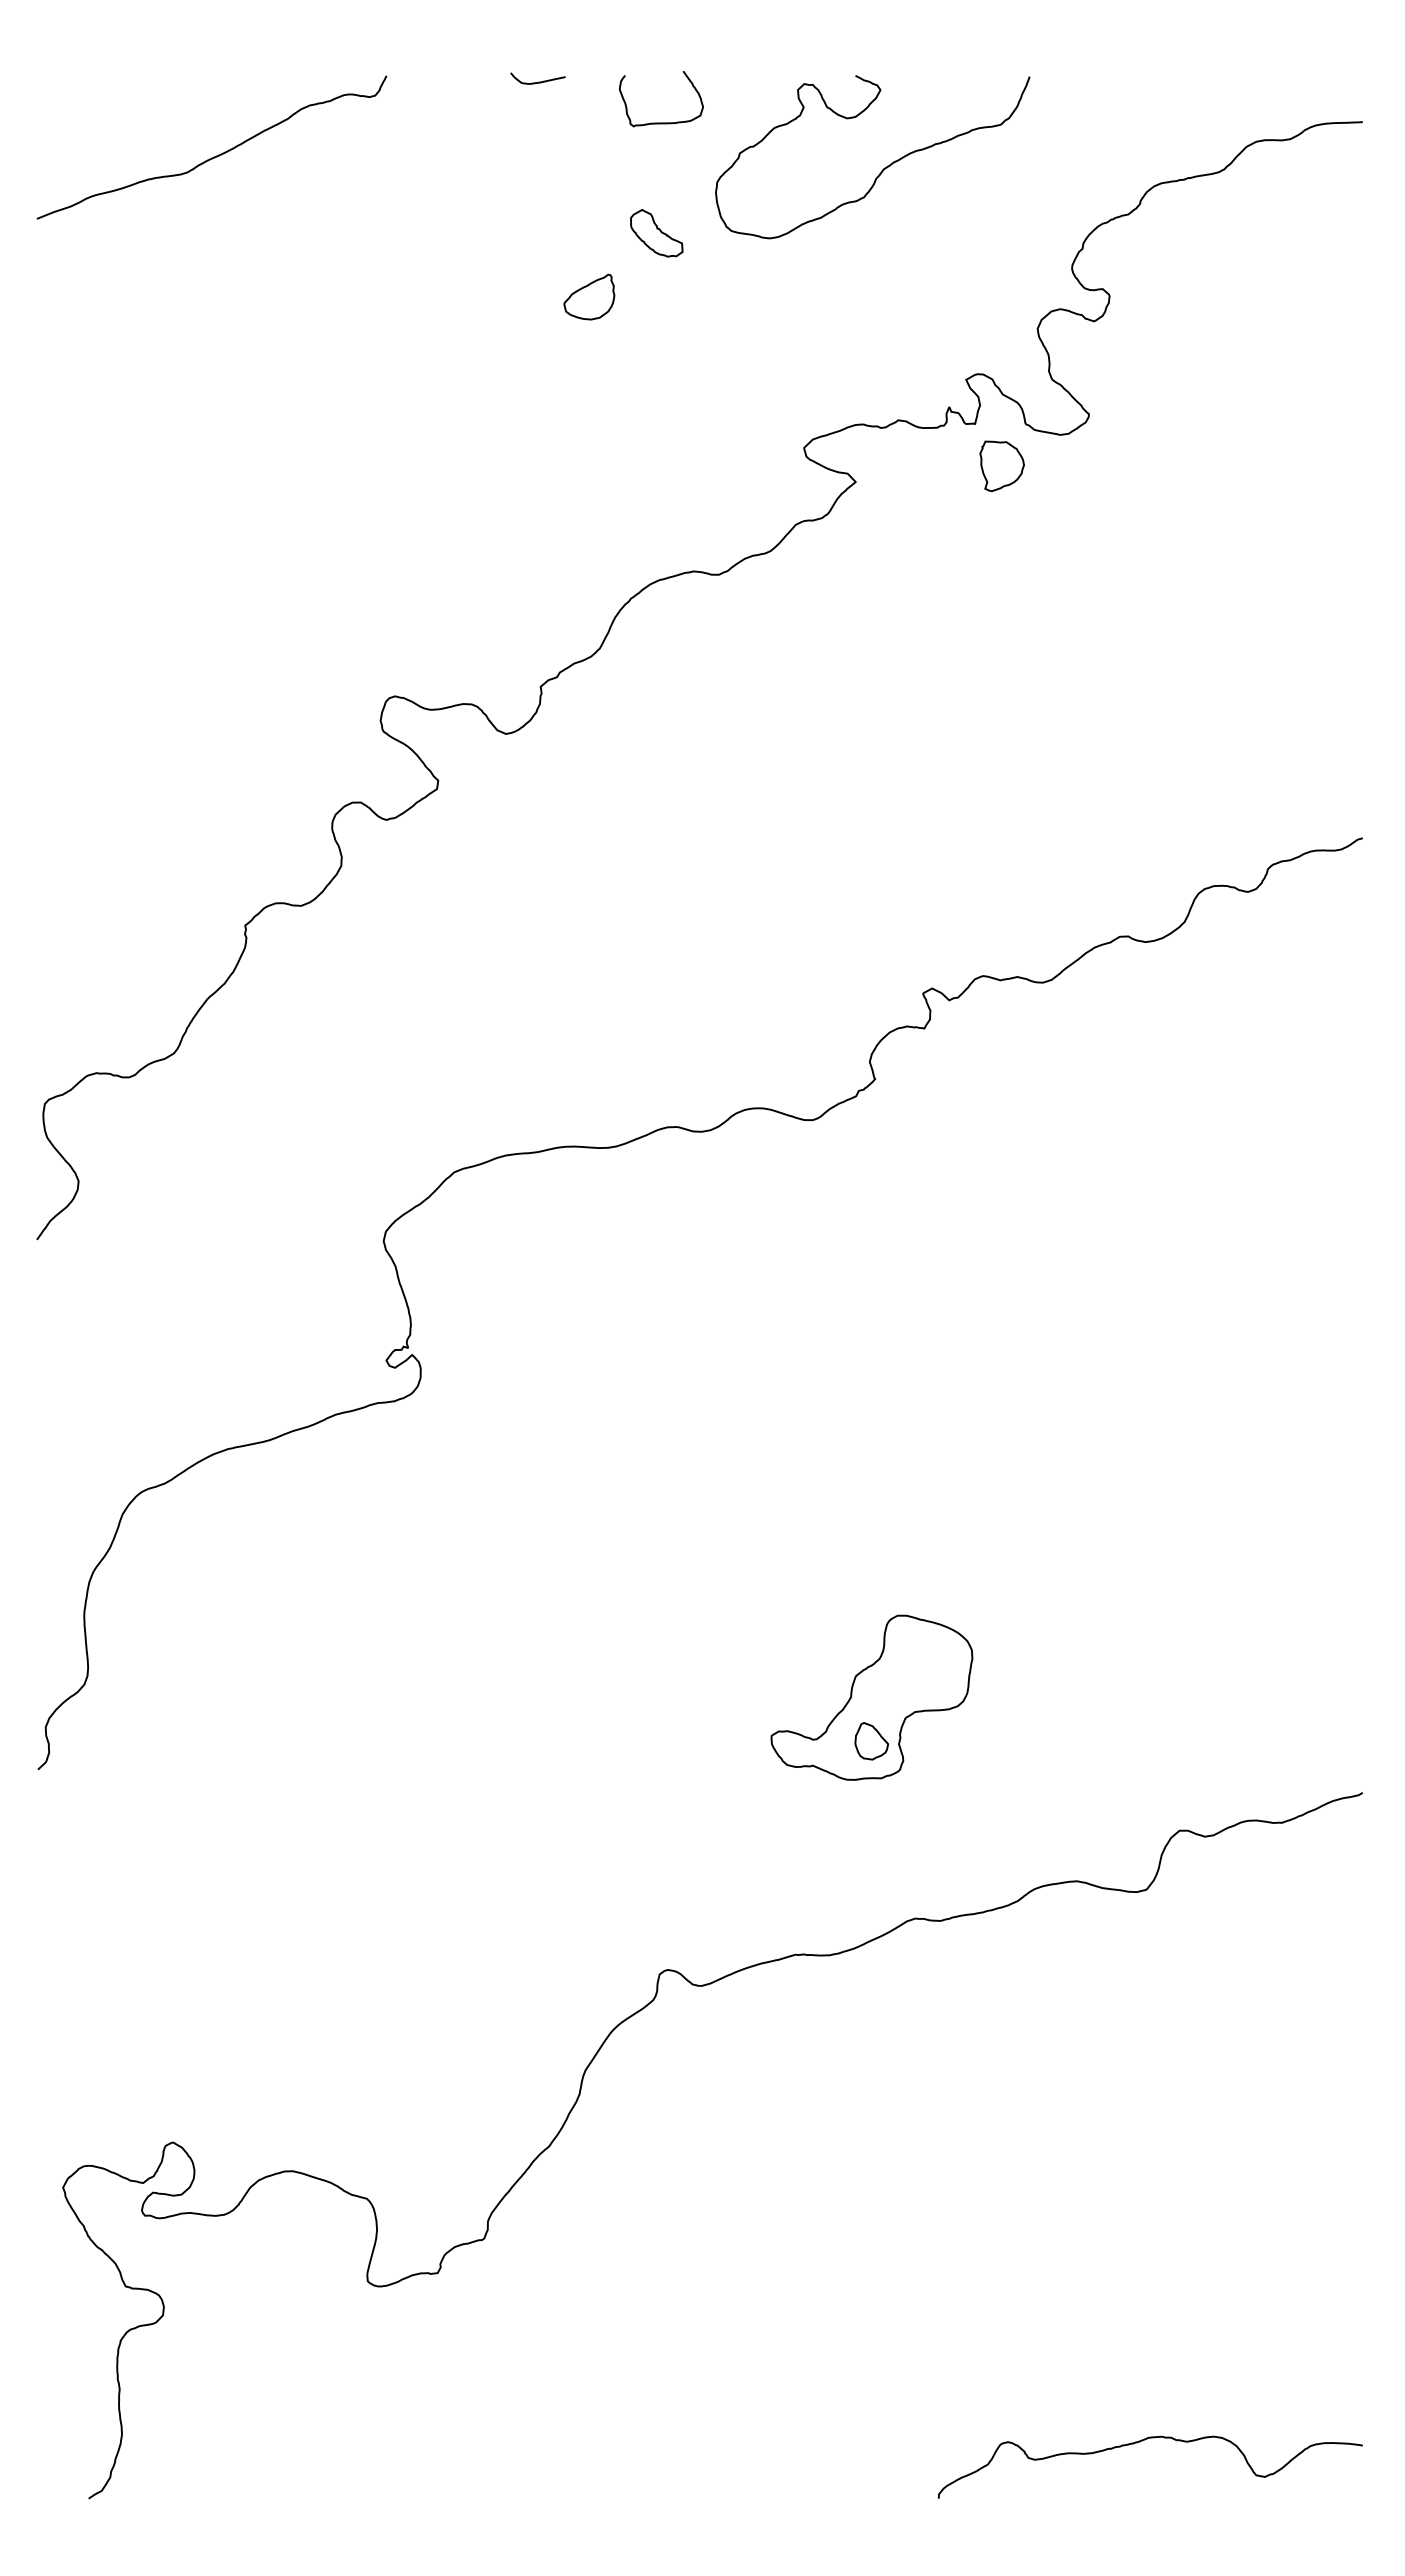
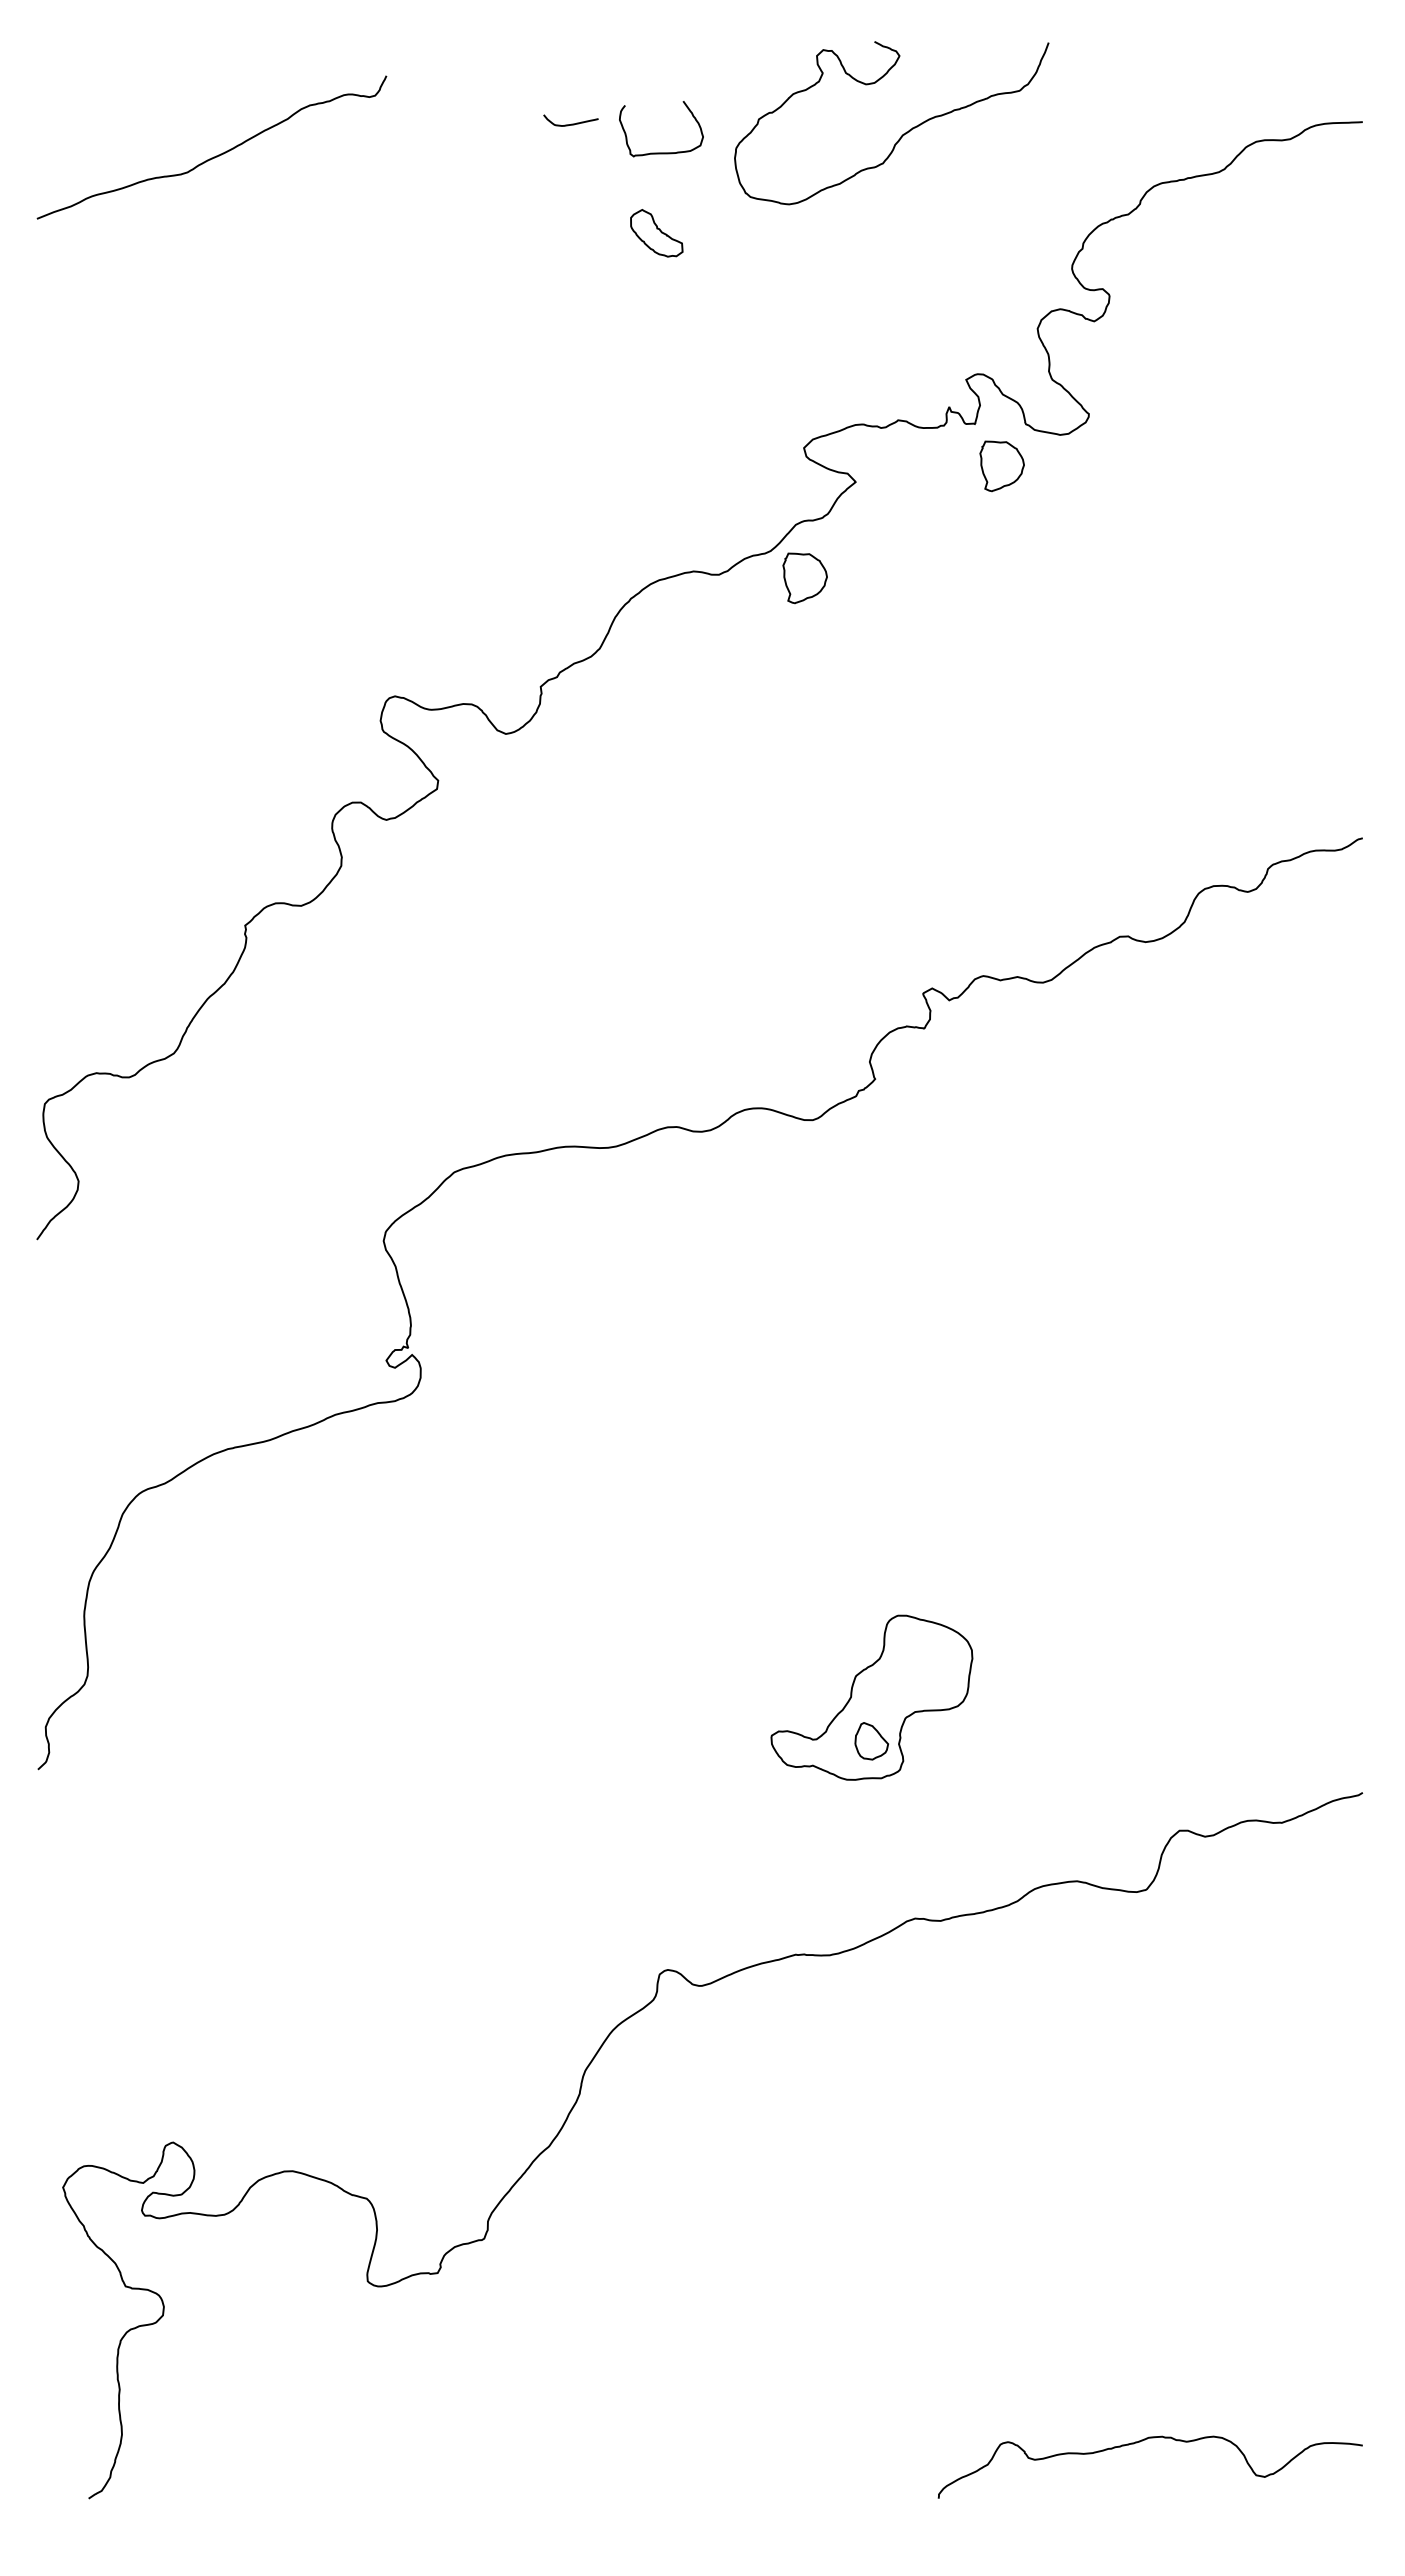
curve position: (538, 81) -> (571, 123) (571, 123)
curve position: (661, 122) -> (661, 152) (661, 152)
curve position: (883, 168) -> (902, 134) (902, 134)
part: present -> none (589, 296)
part: none -> present (804, 578)
